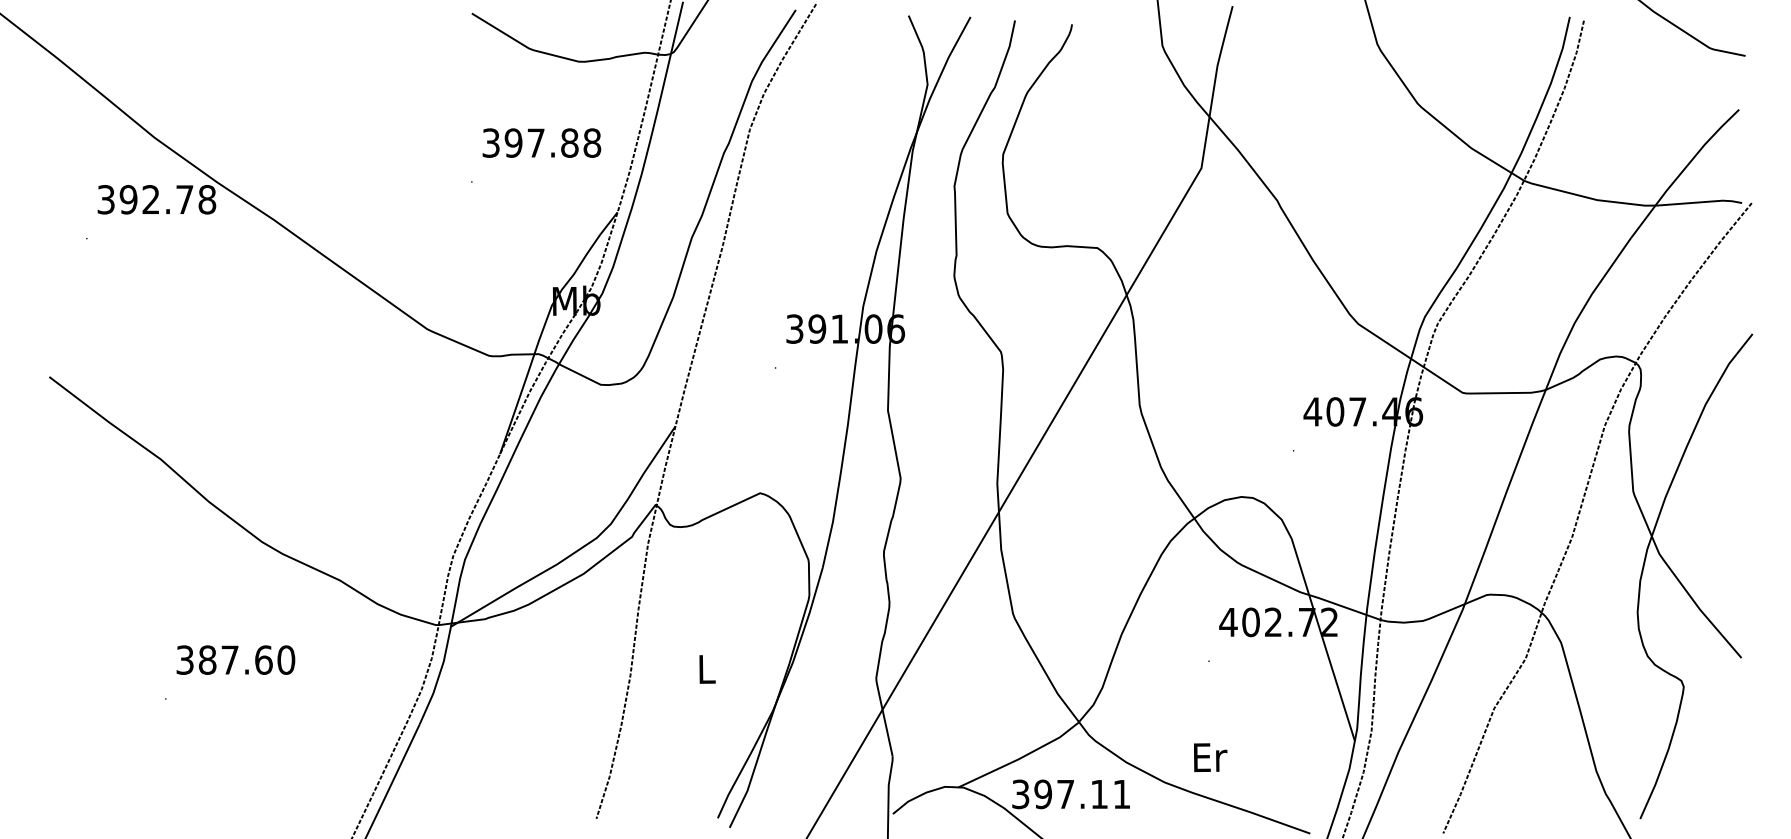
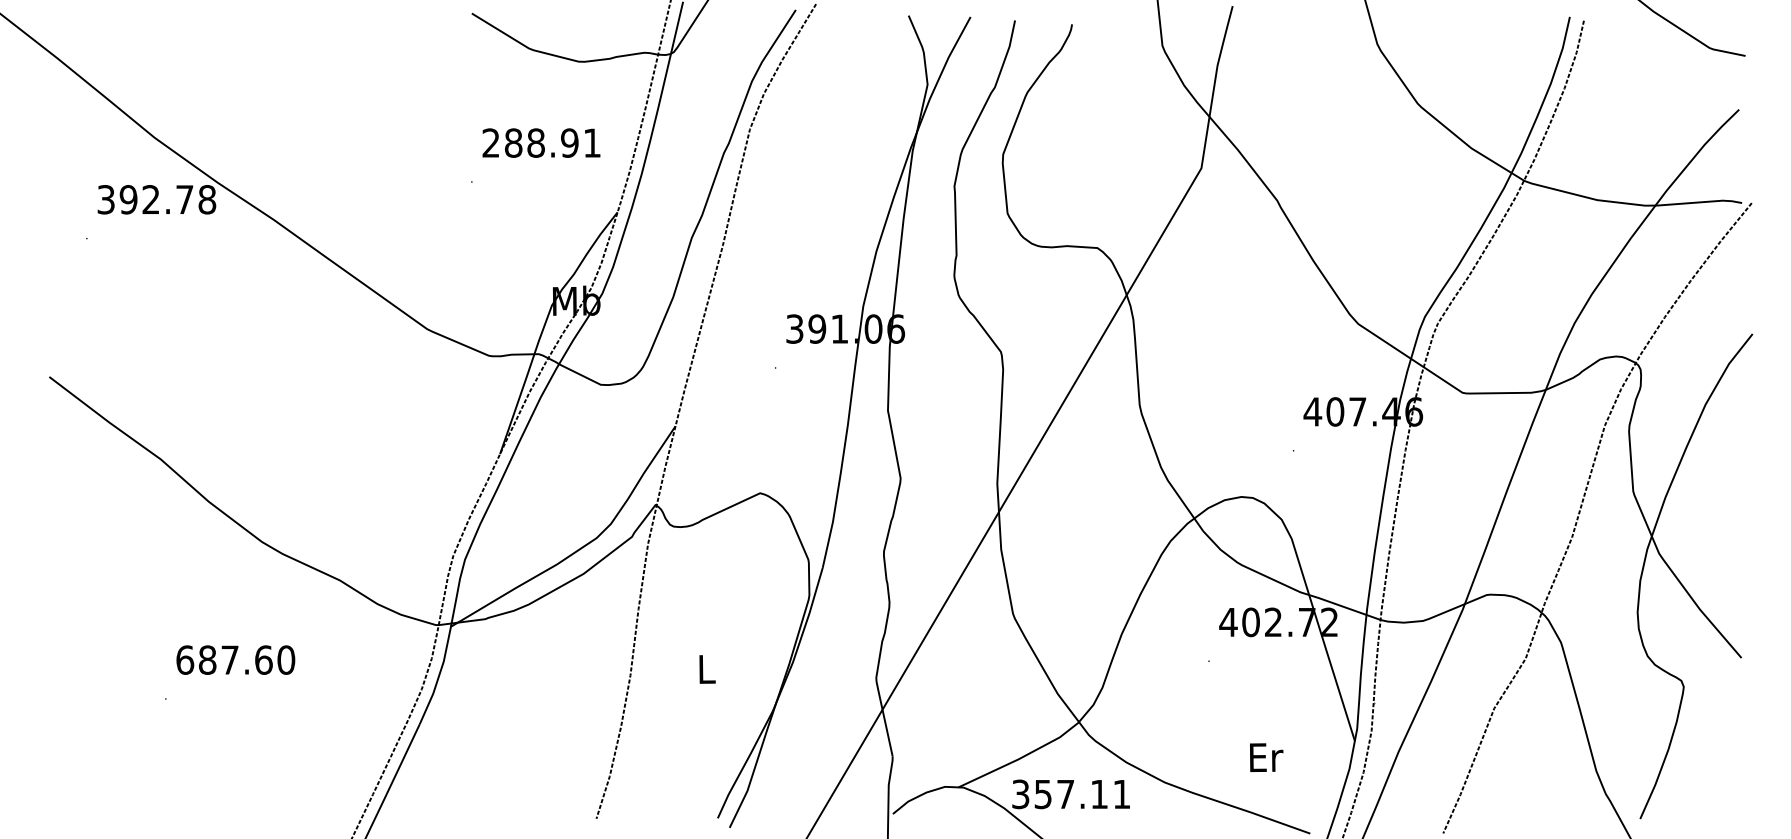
text: 397.88 -> 288.91 (541, 142)
text: 387.60 -> 687.60 (185, 659)
text position: (1210, 757) -> (1266, 757) (1266, 757)
text: 397.11 -> 357.11 (1043, 794)
